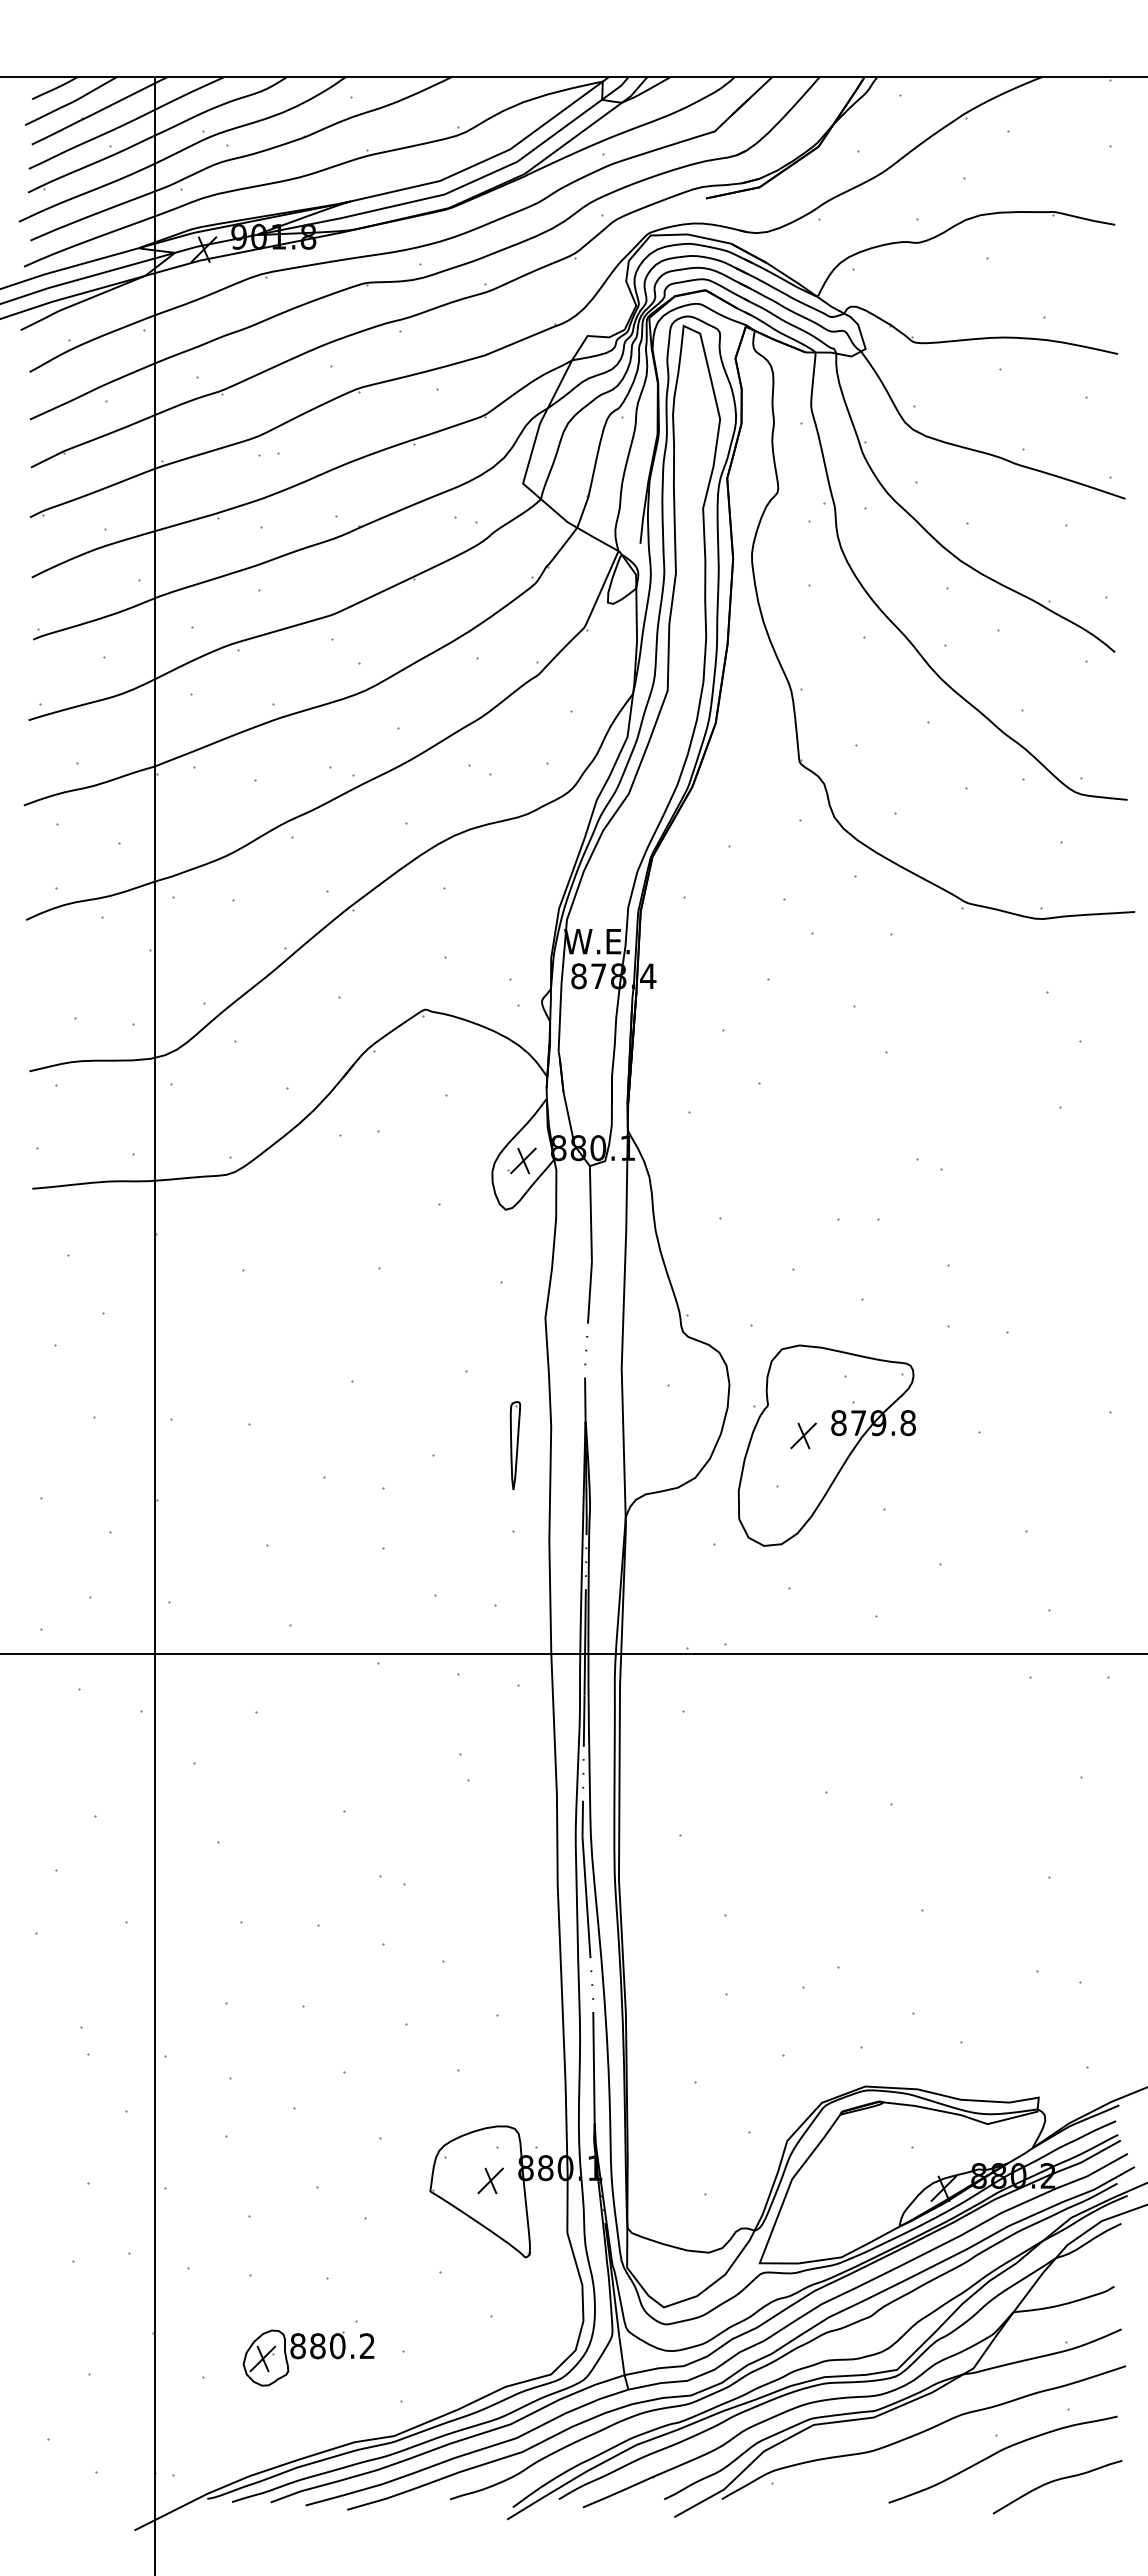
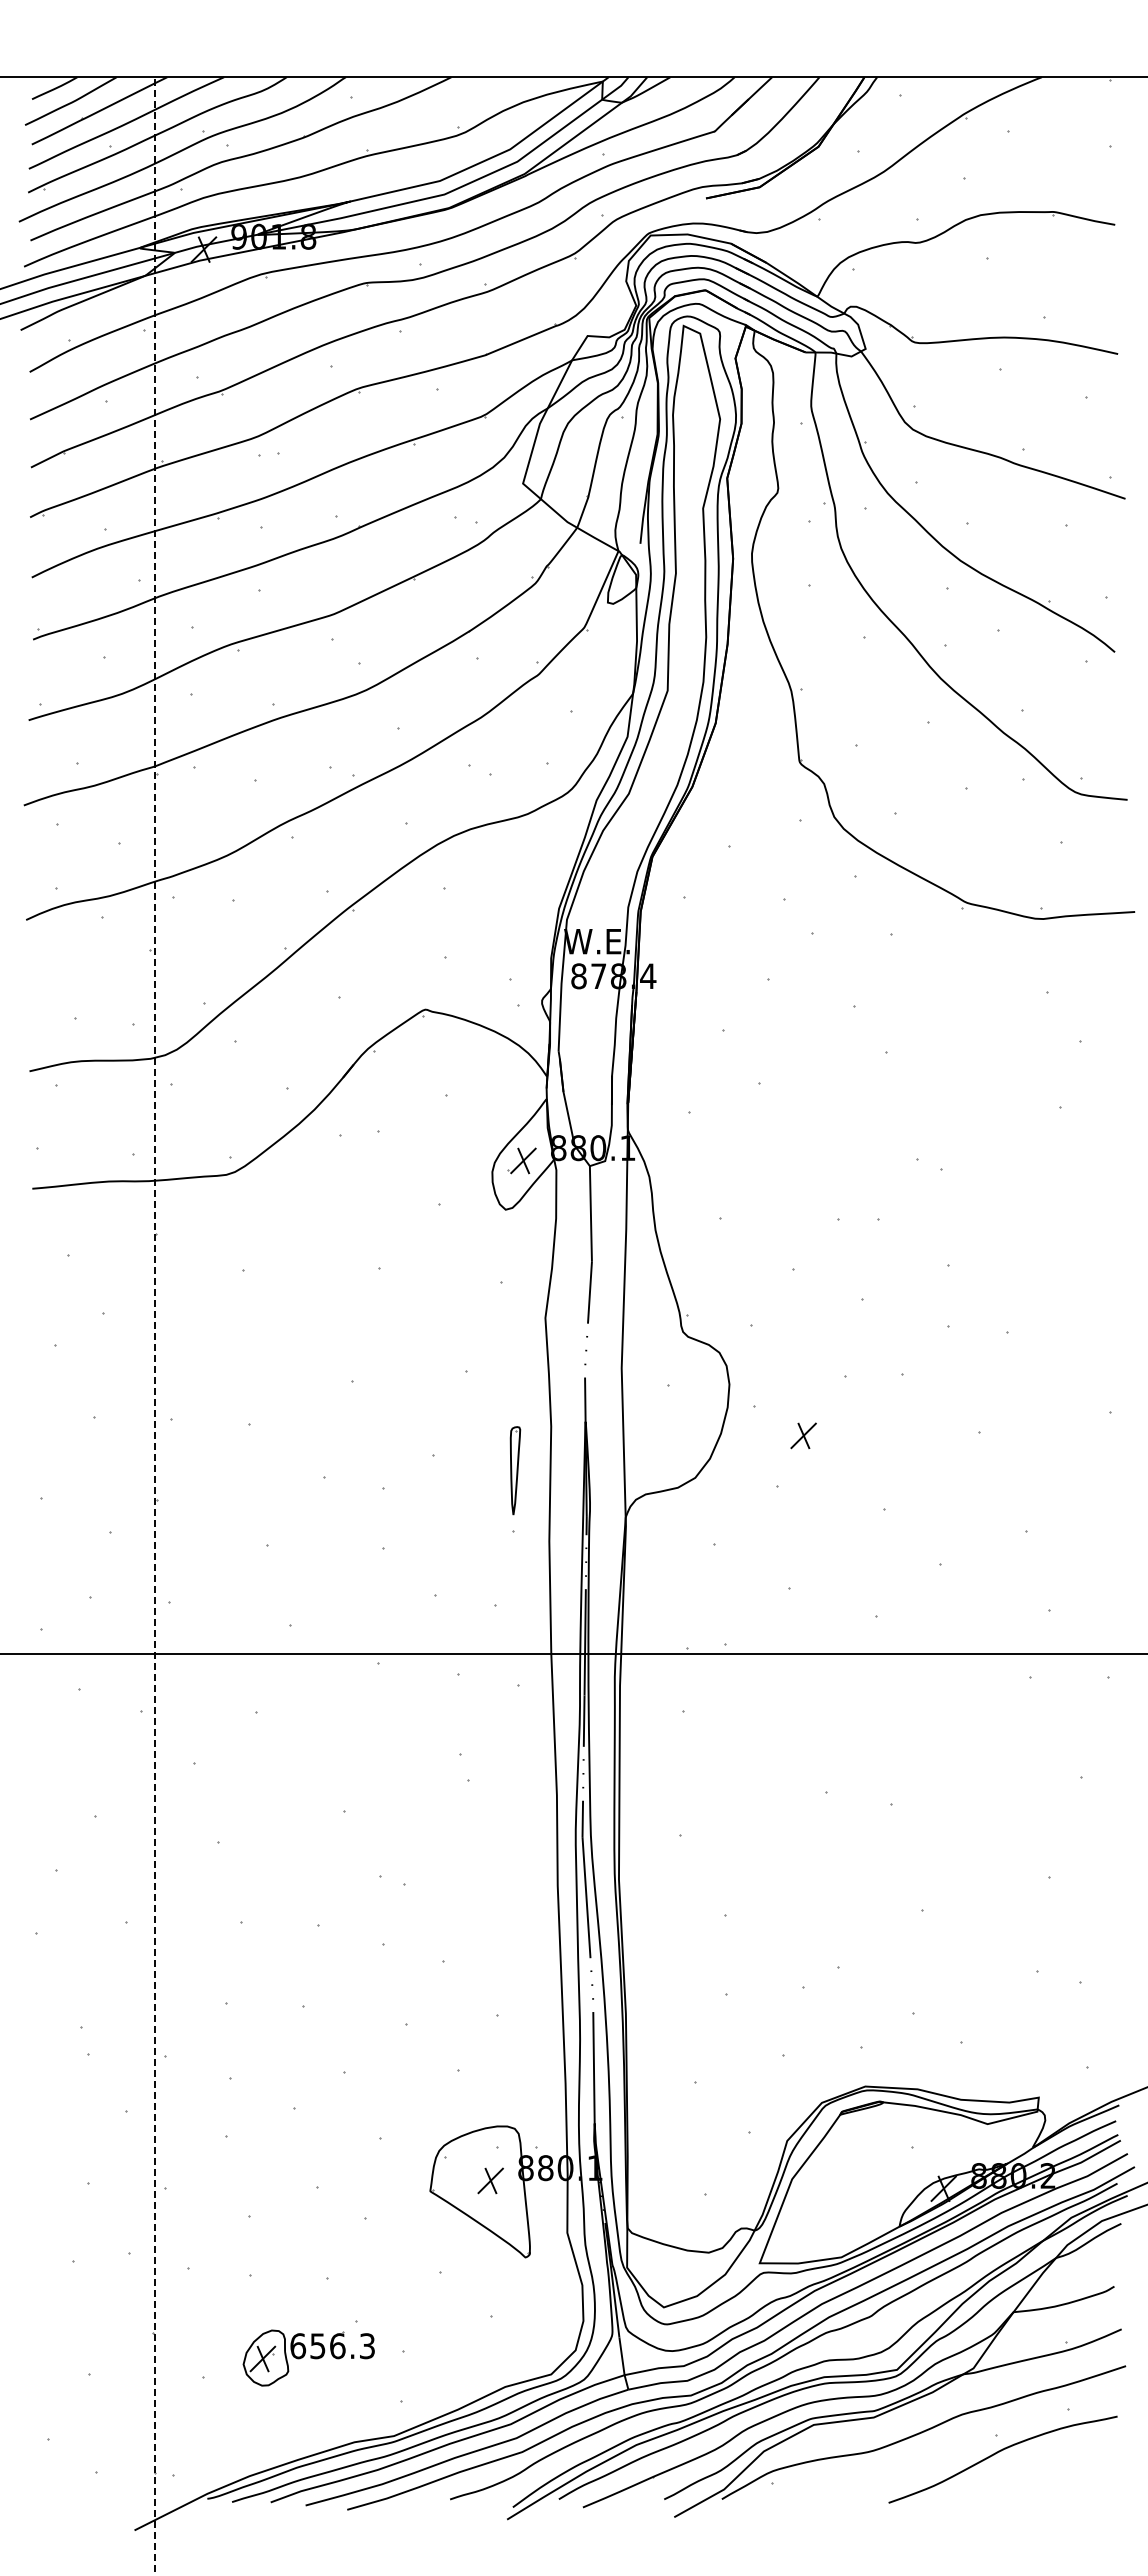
line: solid -> dashed (155, 1325)
part position: (515, 1445) -> (515, 1470) (515, 1470)
part: present -> none (826, 1445)
text: 880.2 -> 656.3 (332, 2346)
curve: present -> none (1056, 2481)
